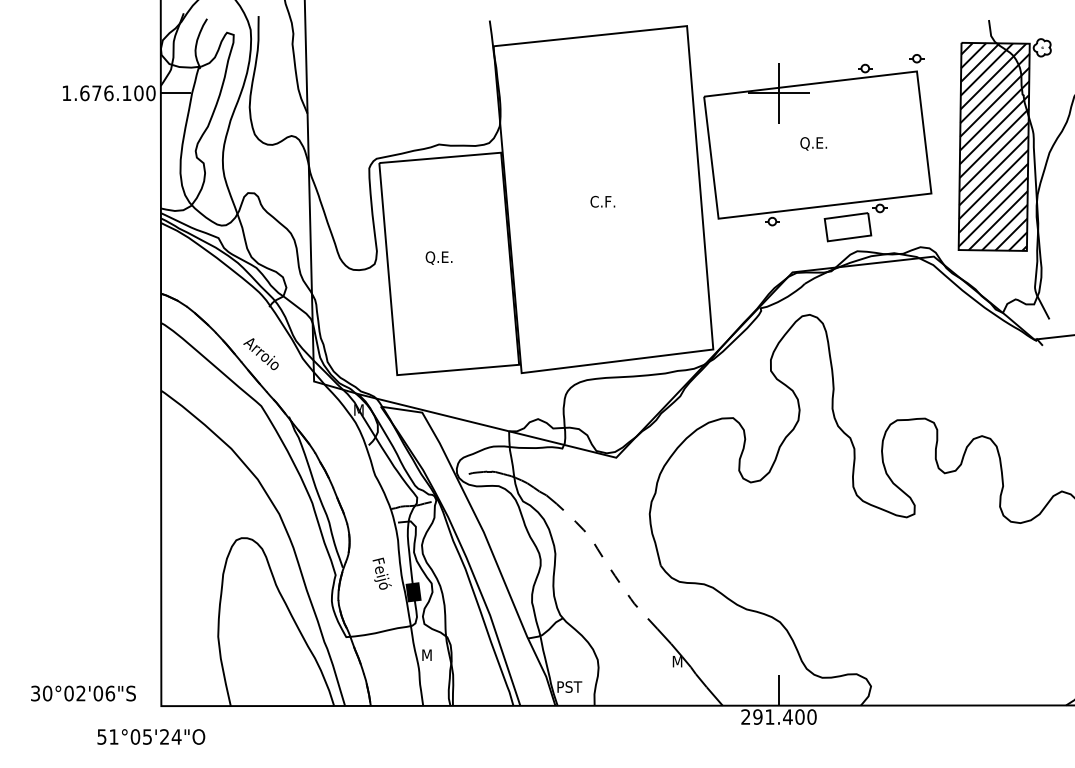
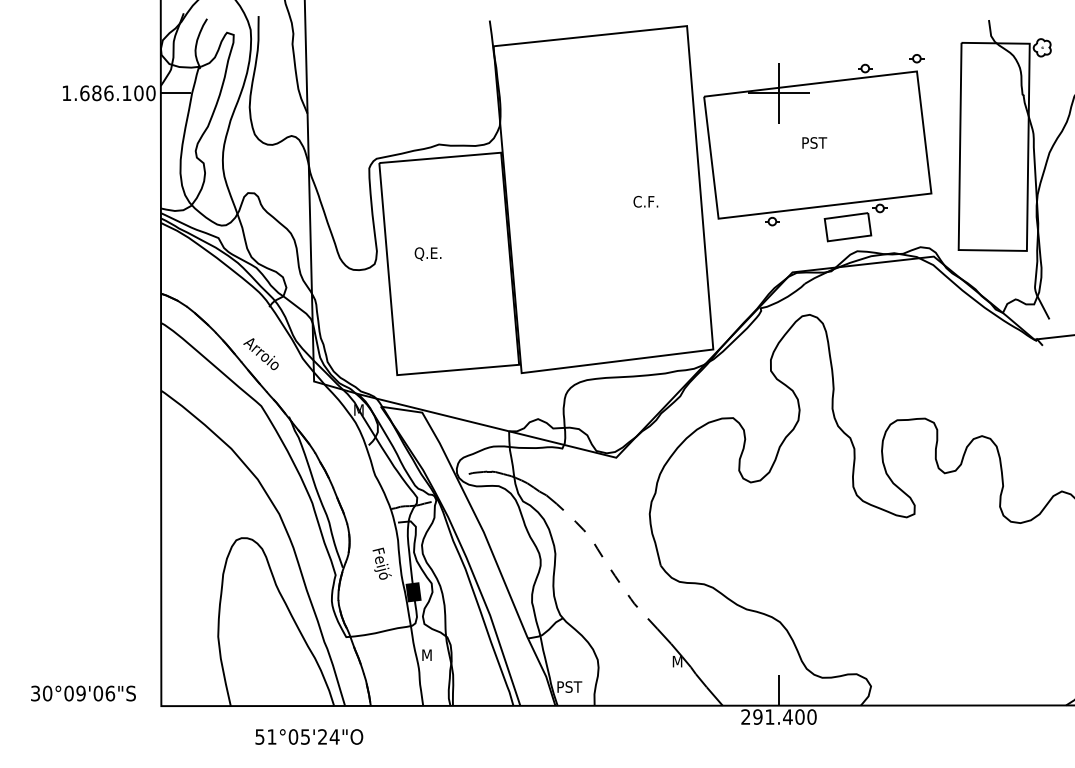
text: 1.676.100 -> 1.686.100 (96, 93)
text: Q.E. -> PST (813, 143)
hatch: present -> none (993, 146)
text position: (602, 201) -> (645, 201) (645, 201)
text position: (438, 257) -> (427, 253) (427, 253)
text position: (381, 573) -> (381, 563) (381, 563)
text: 30°02'06"S -> 30°09'06"S (80, 693)
text position: (151, 736) -> (309, 736) (309, 736)
